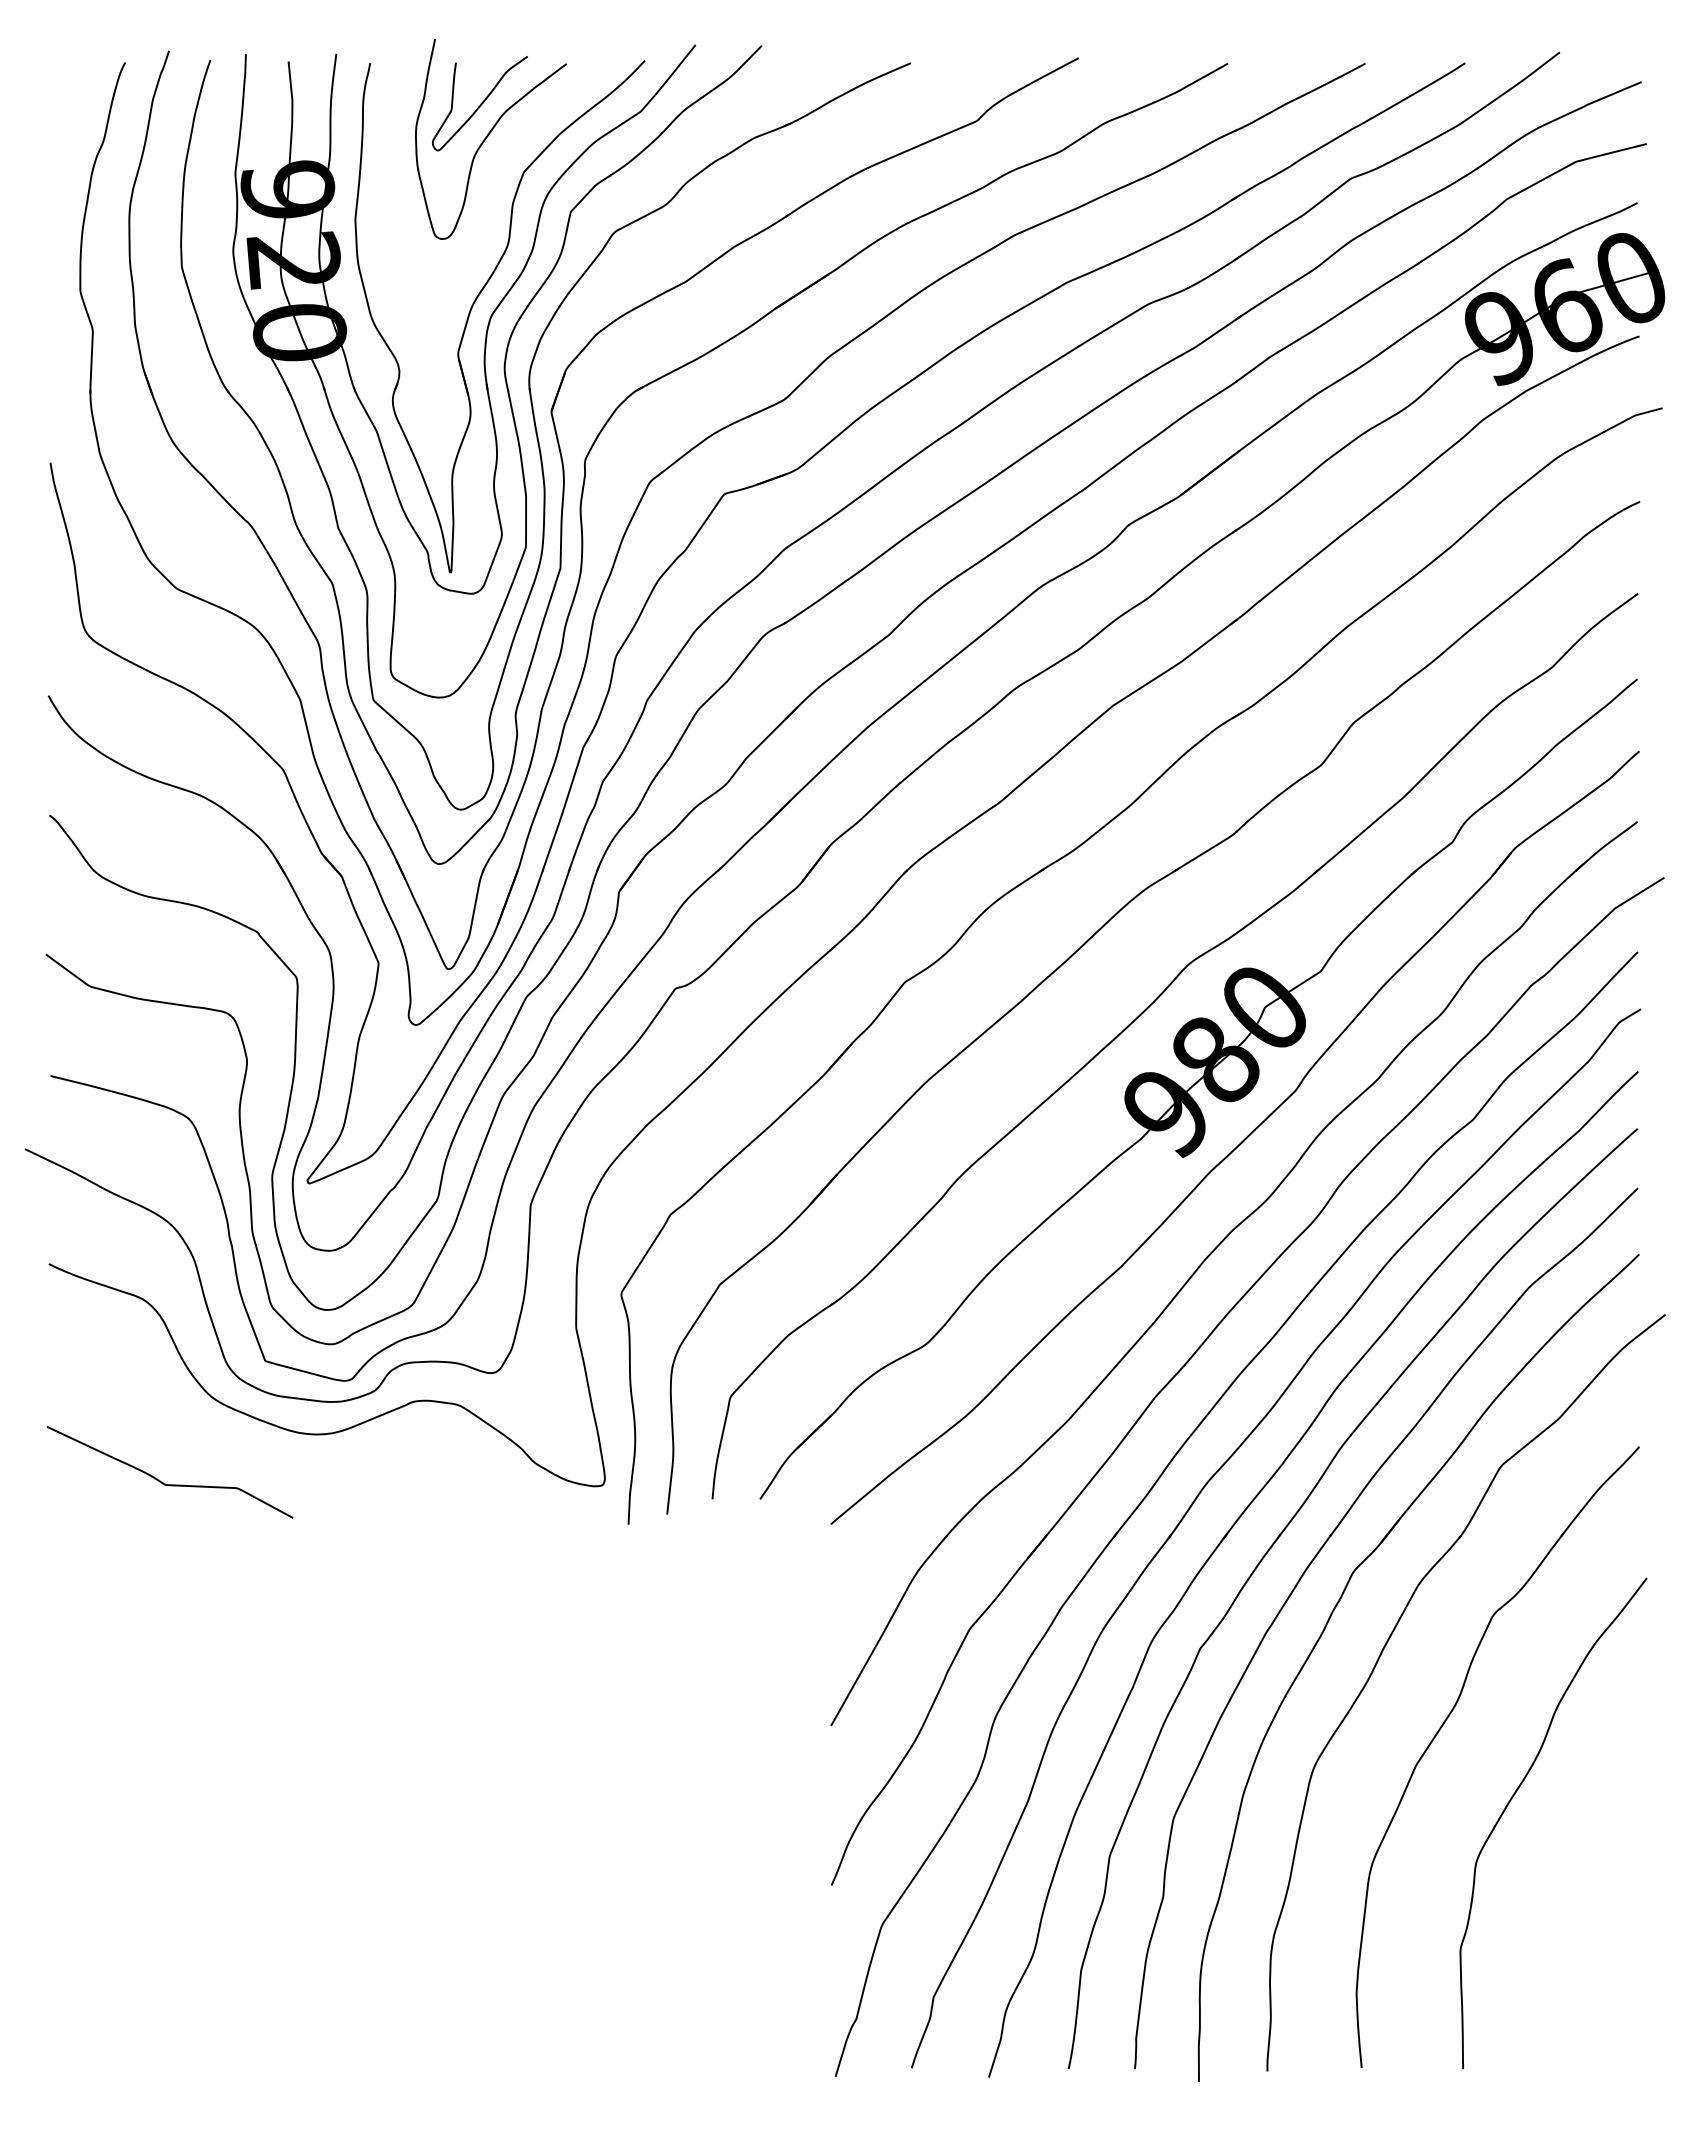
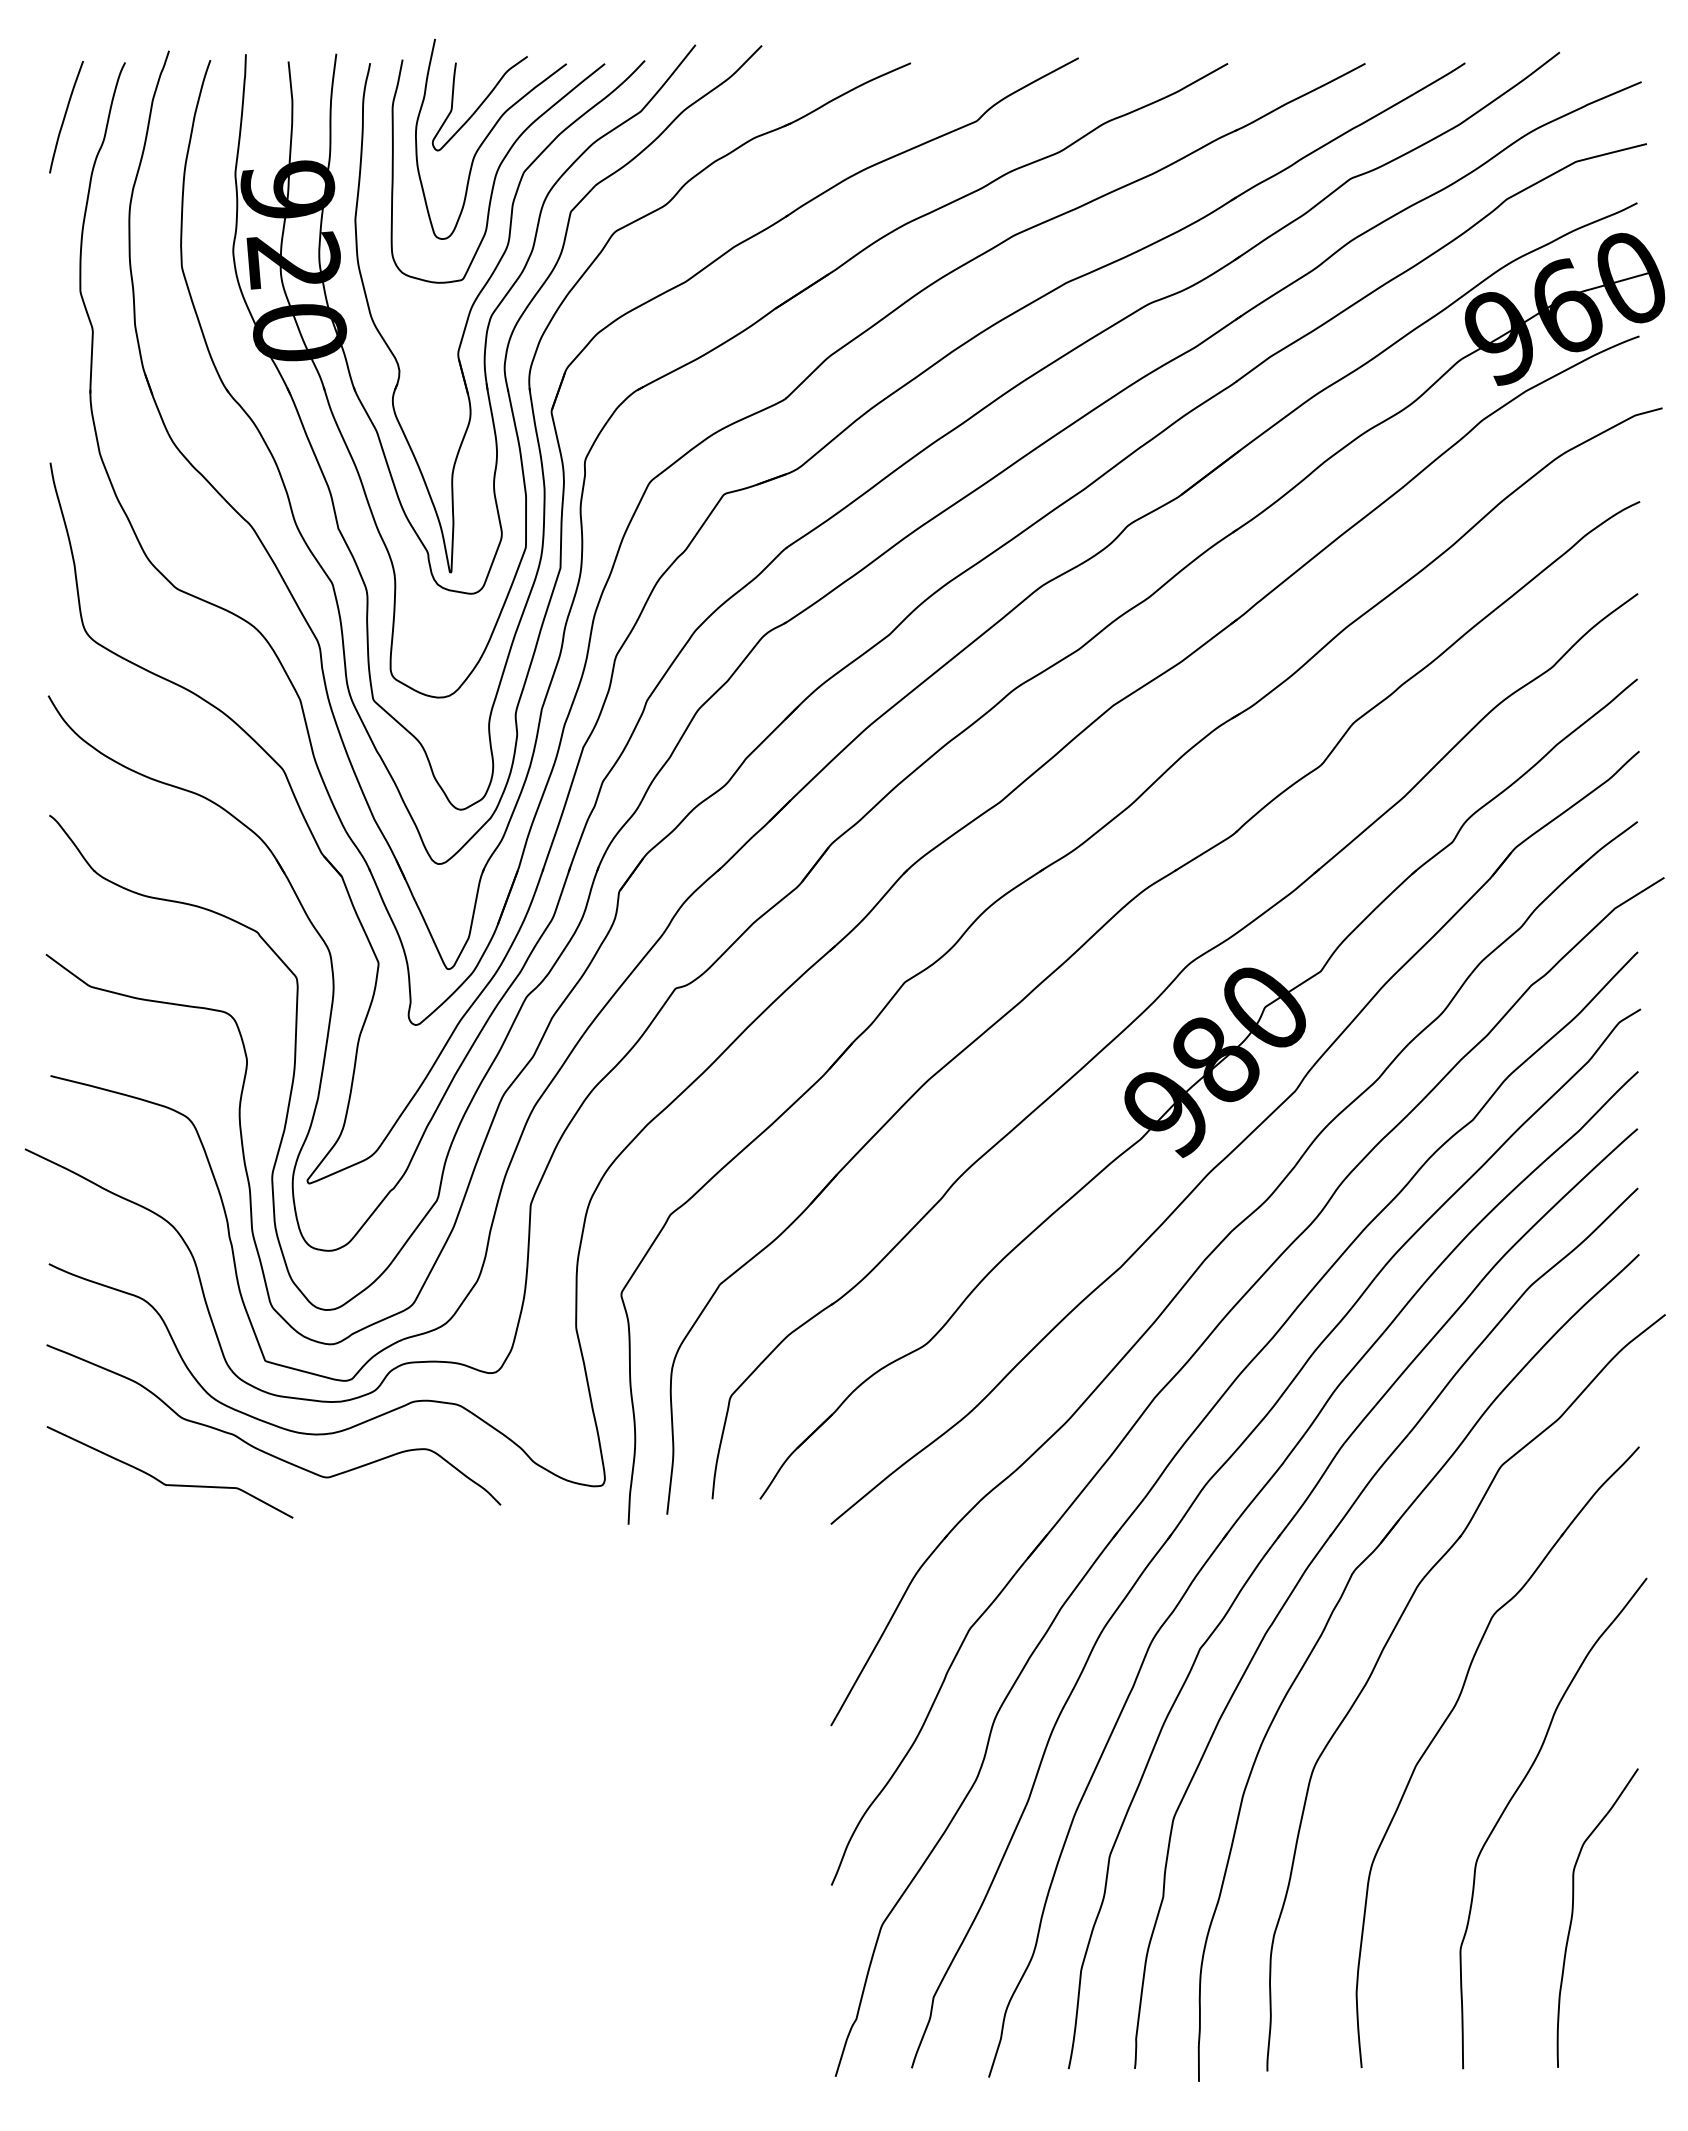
curve: none -> present (65, 116)
curve: none -> present (497, 171)
curve: none -> present (261, 1449)
curve: none -> present (1573, 1914)
